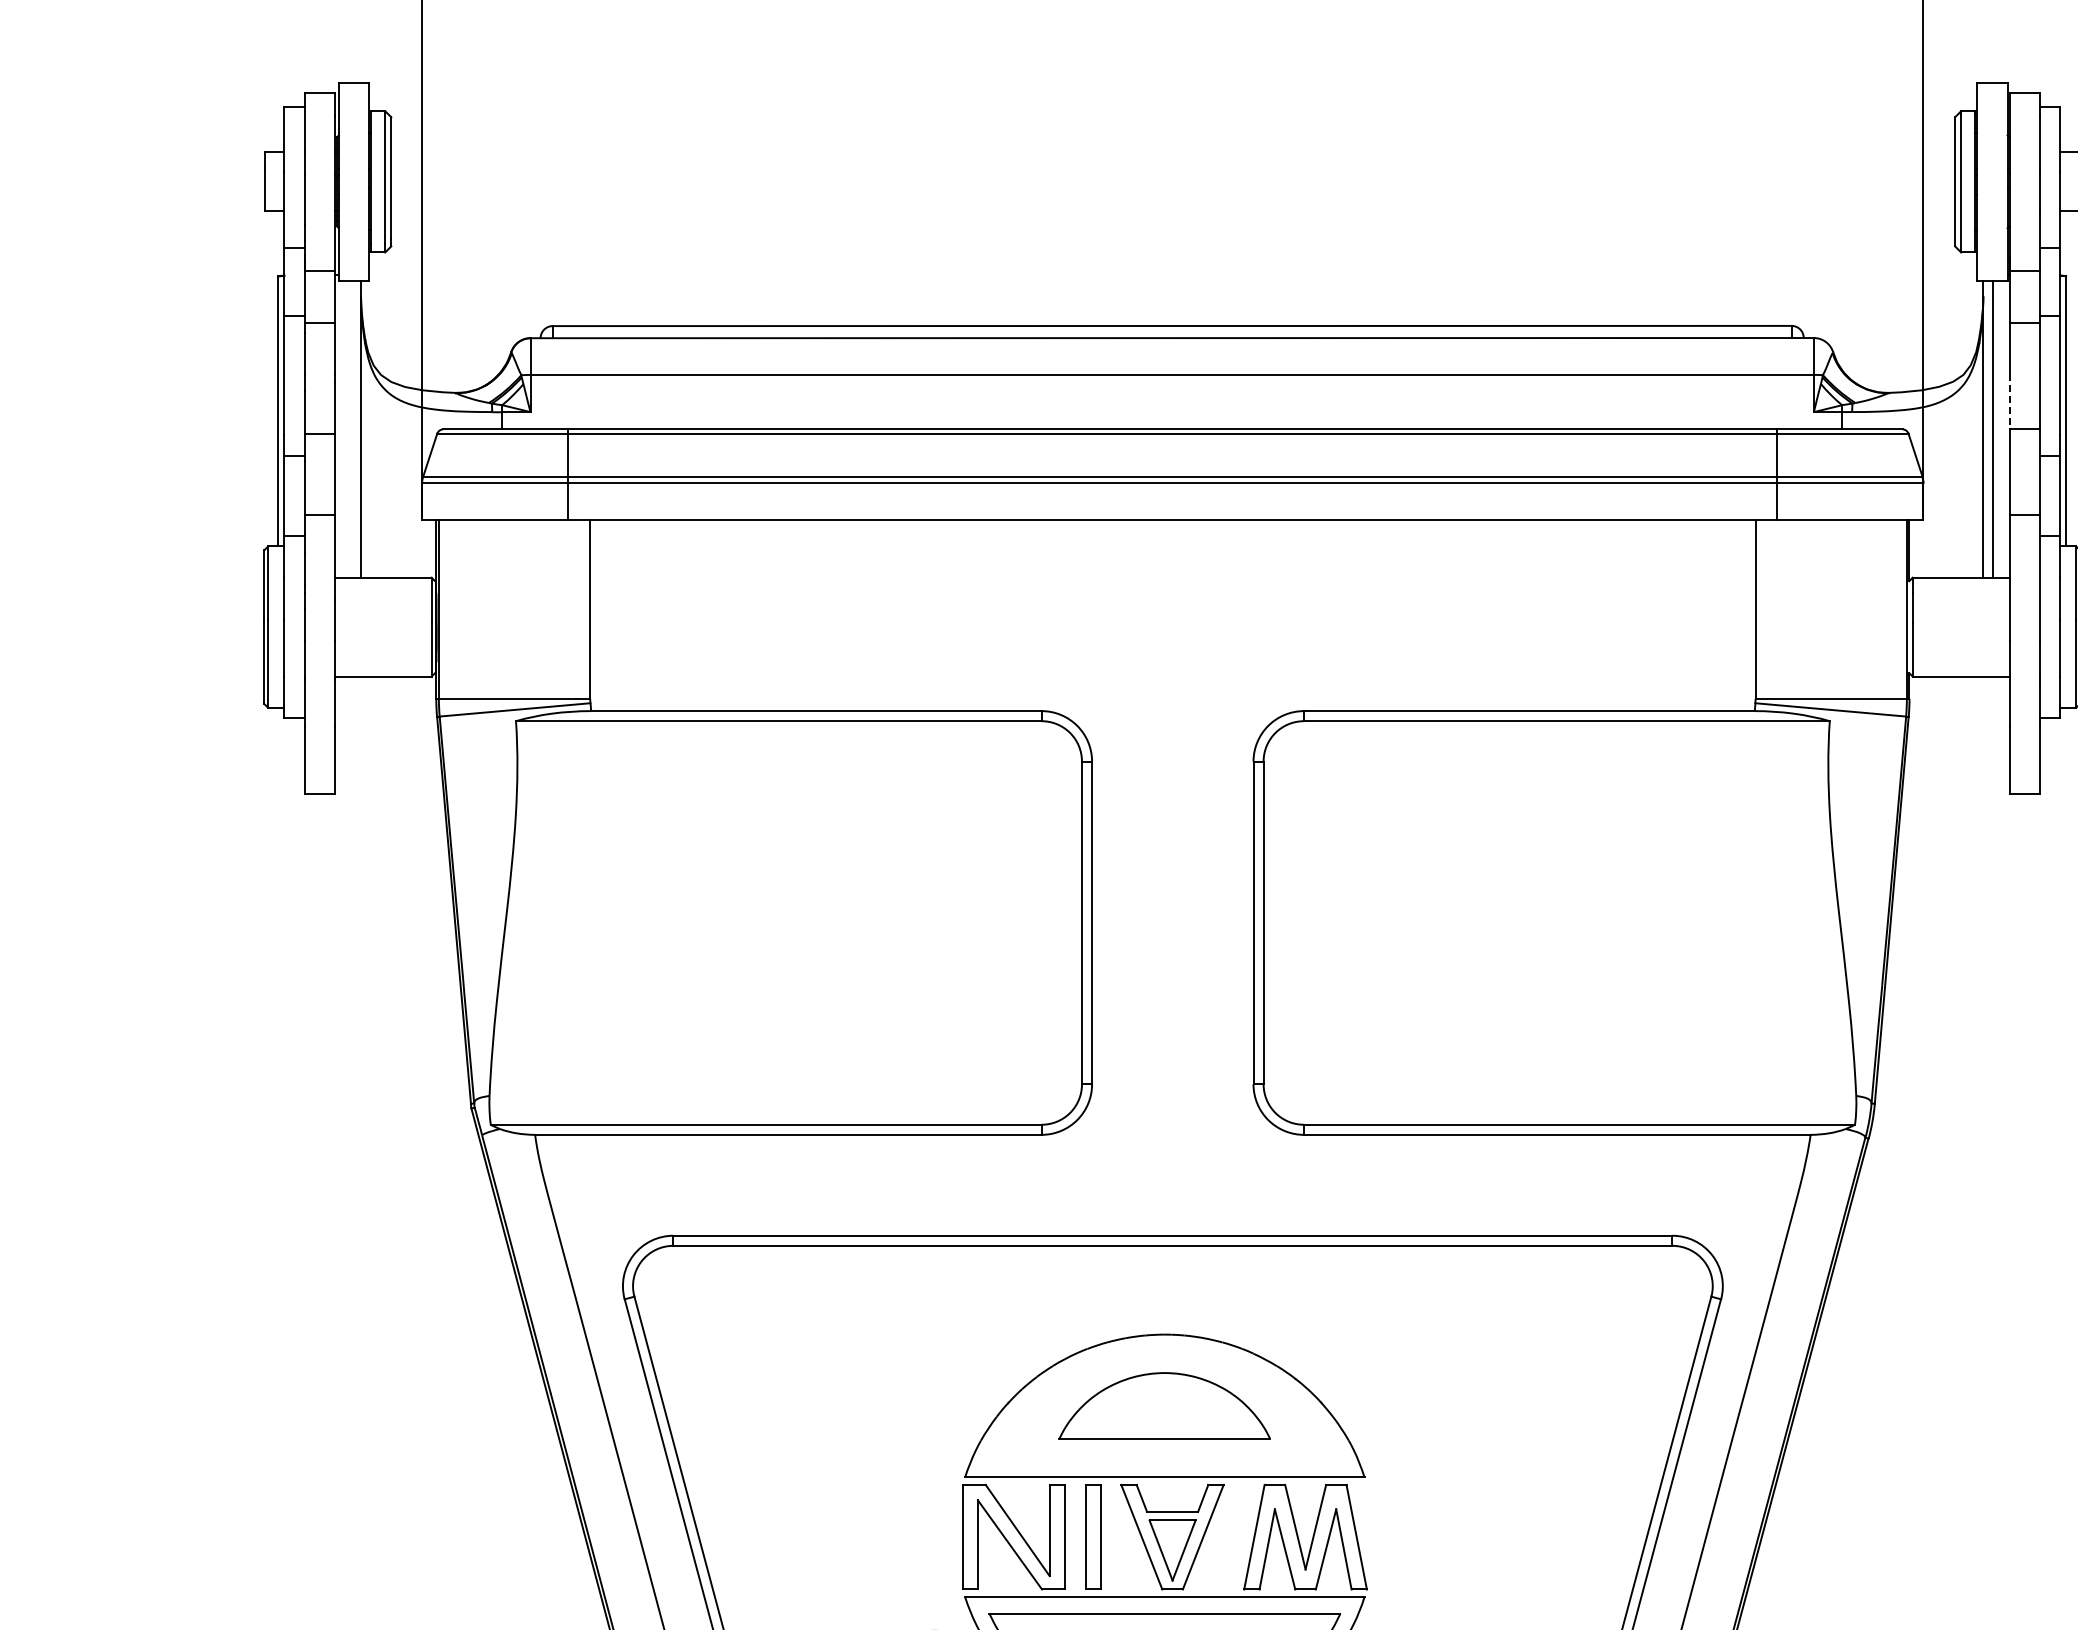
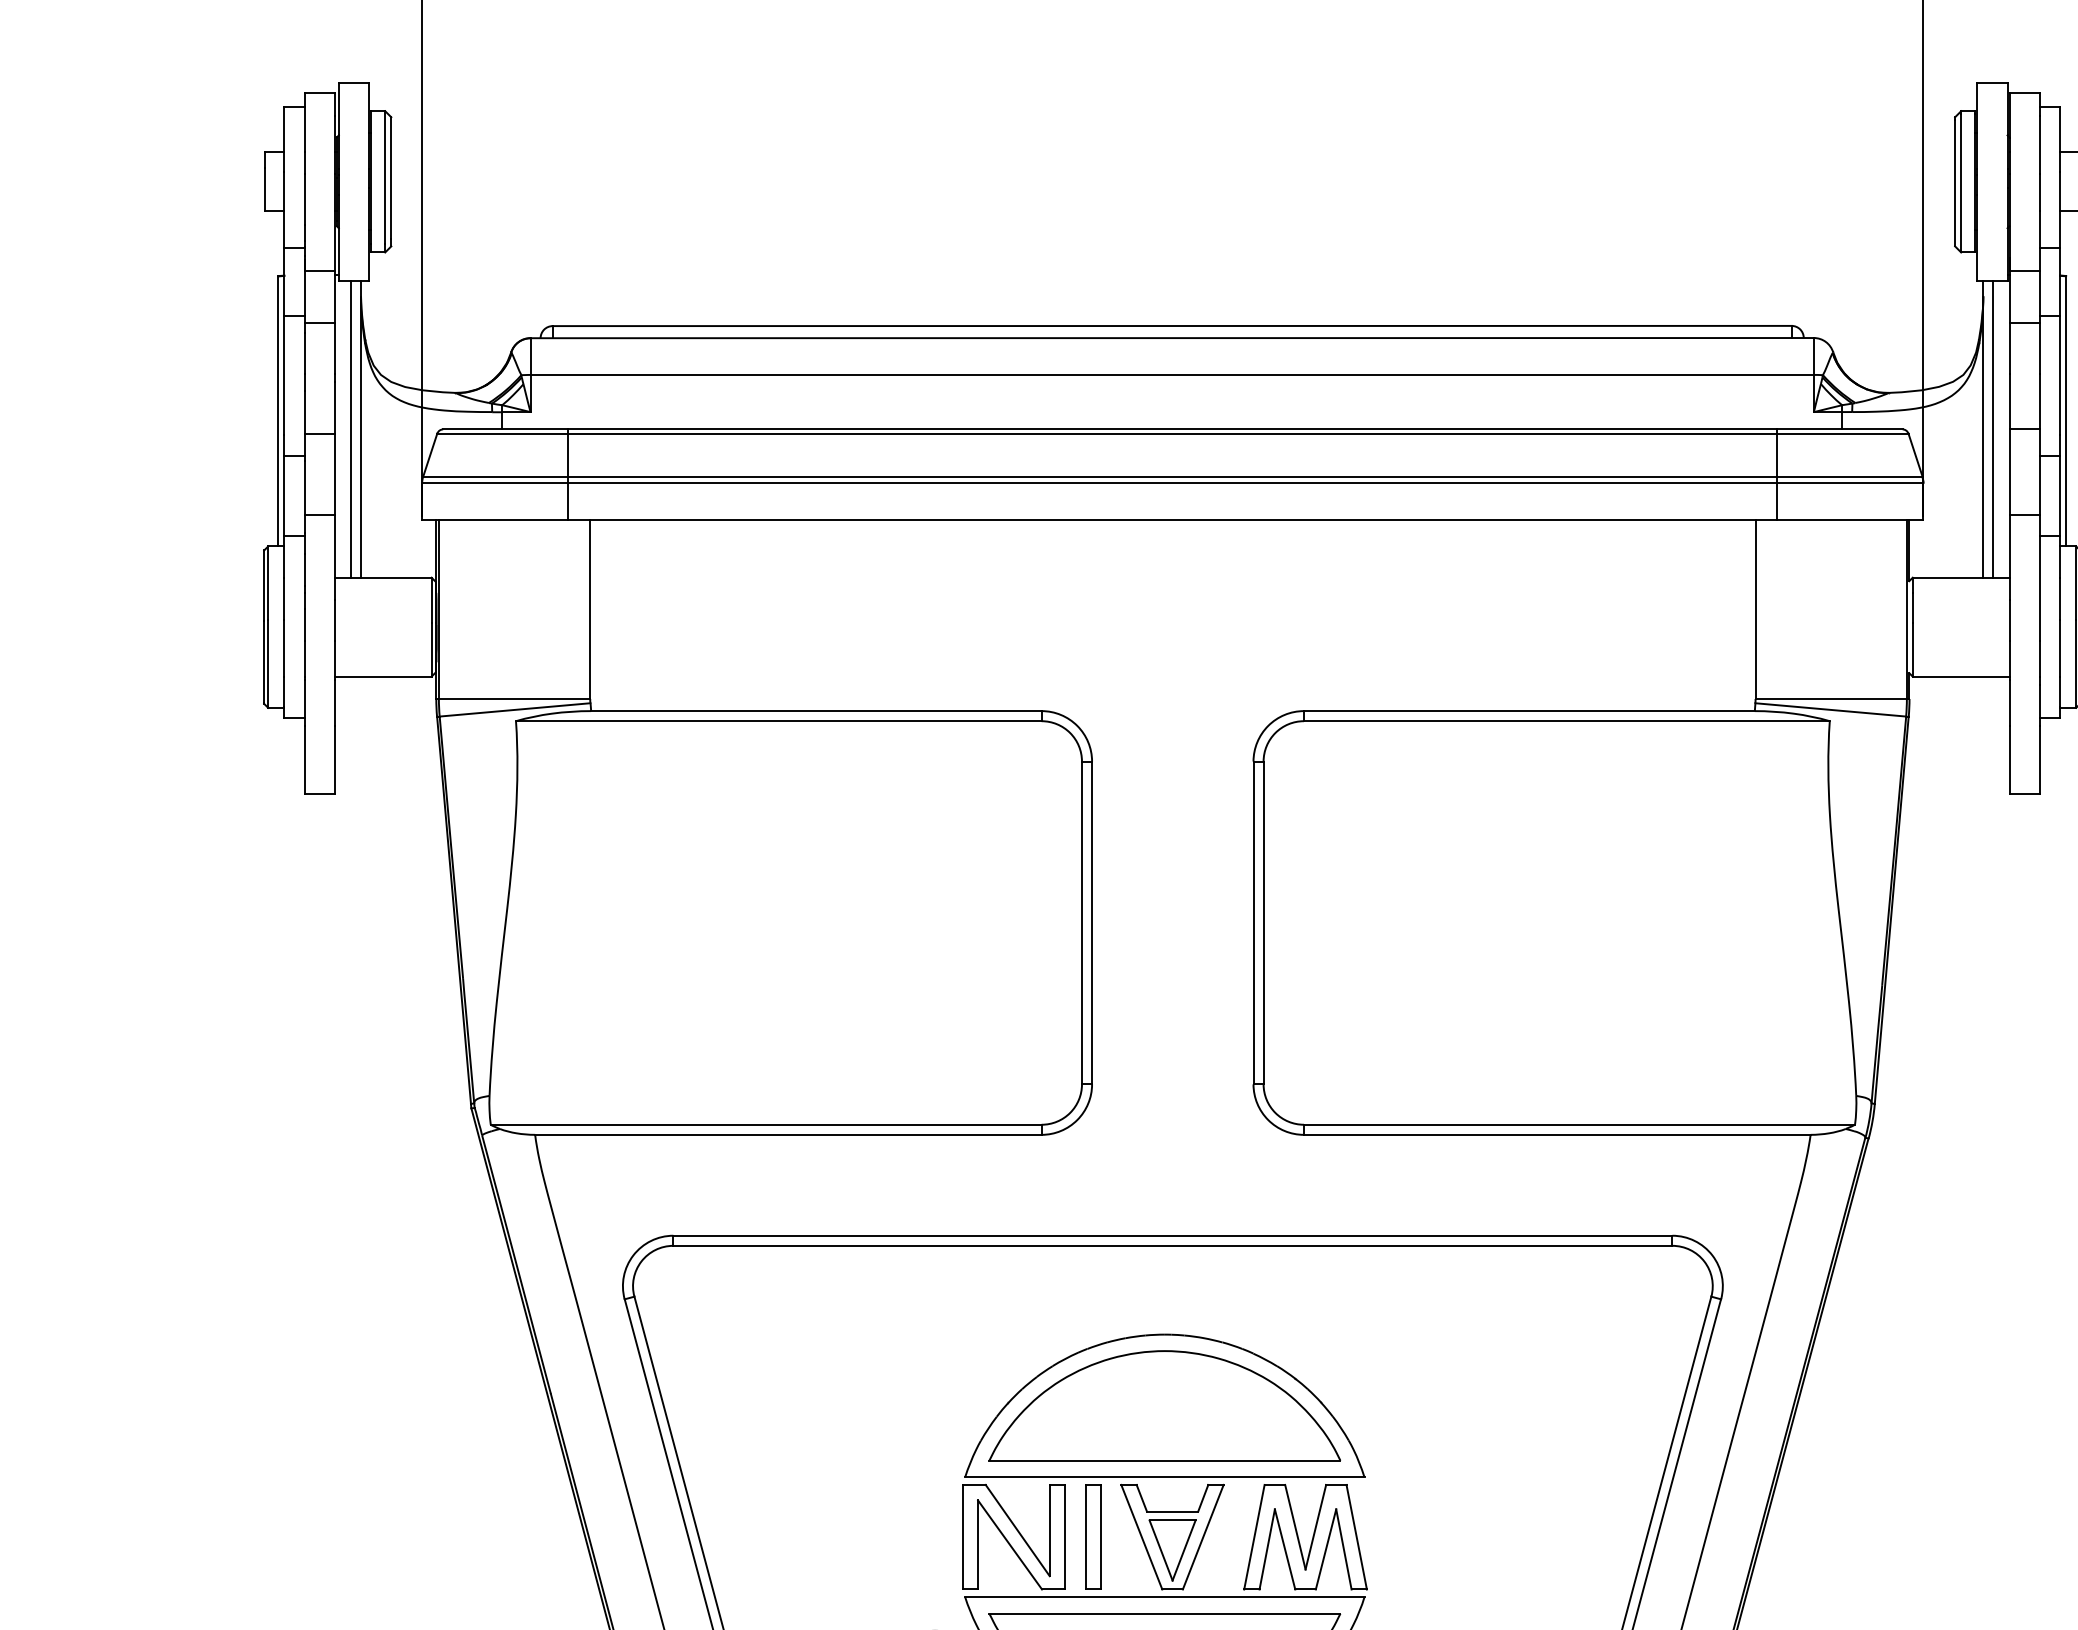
line: dashed -> solid (2009, 401)
line: none -> present (350, 428)
part size: 213x68 px -> 353x112 px (1164, 1405)
